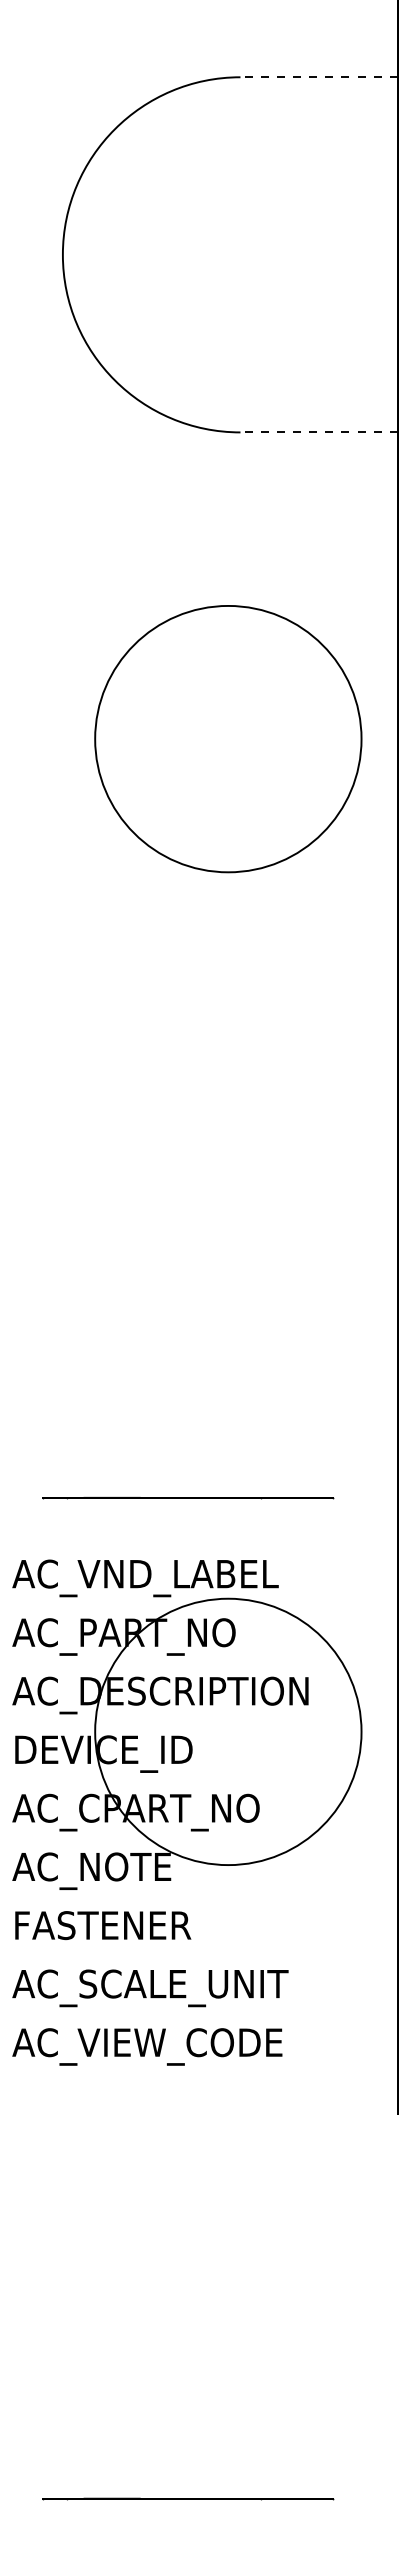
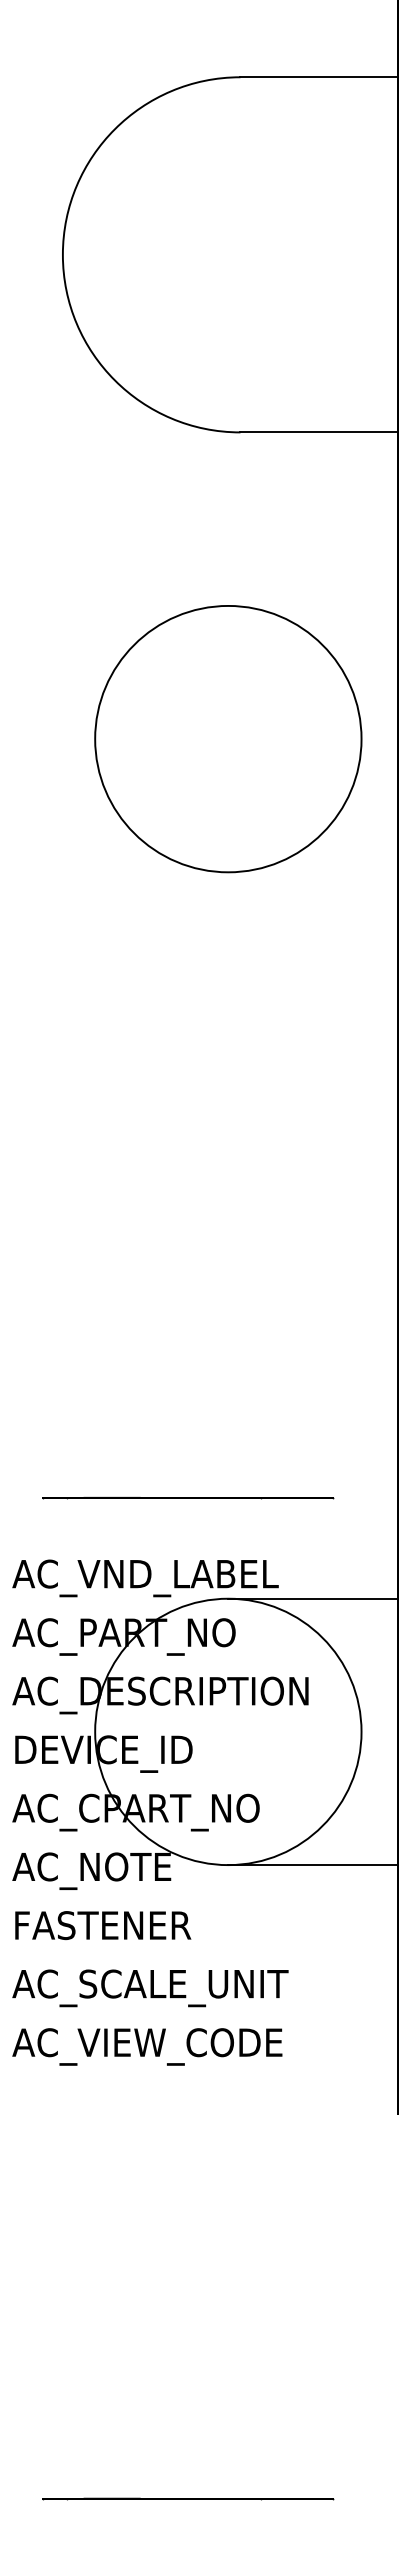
line: dashed -> solid (319, 77)
line: dashed -> solid (319, 432)
line: none -> present (312, 1598)
line: none -> present (312, 1865)
